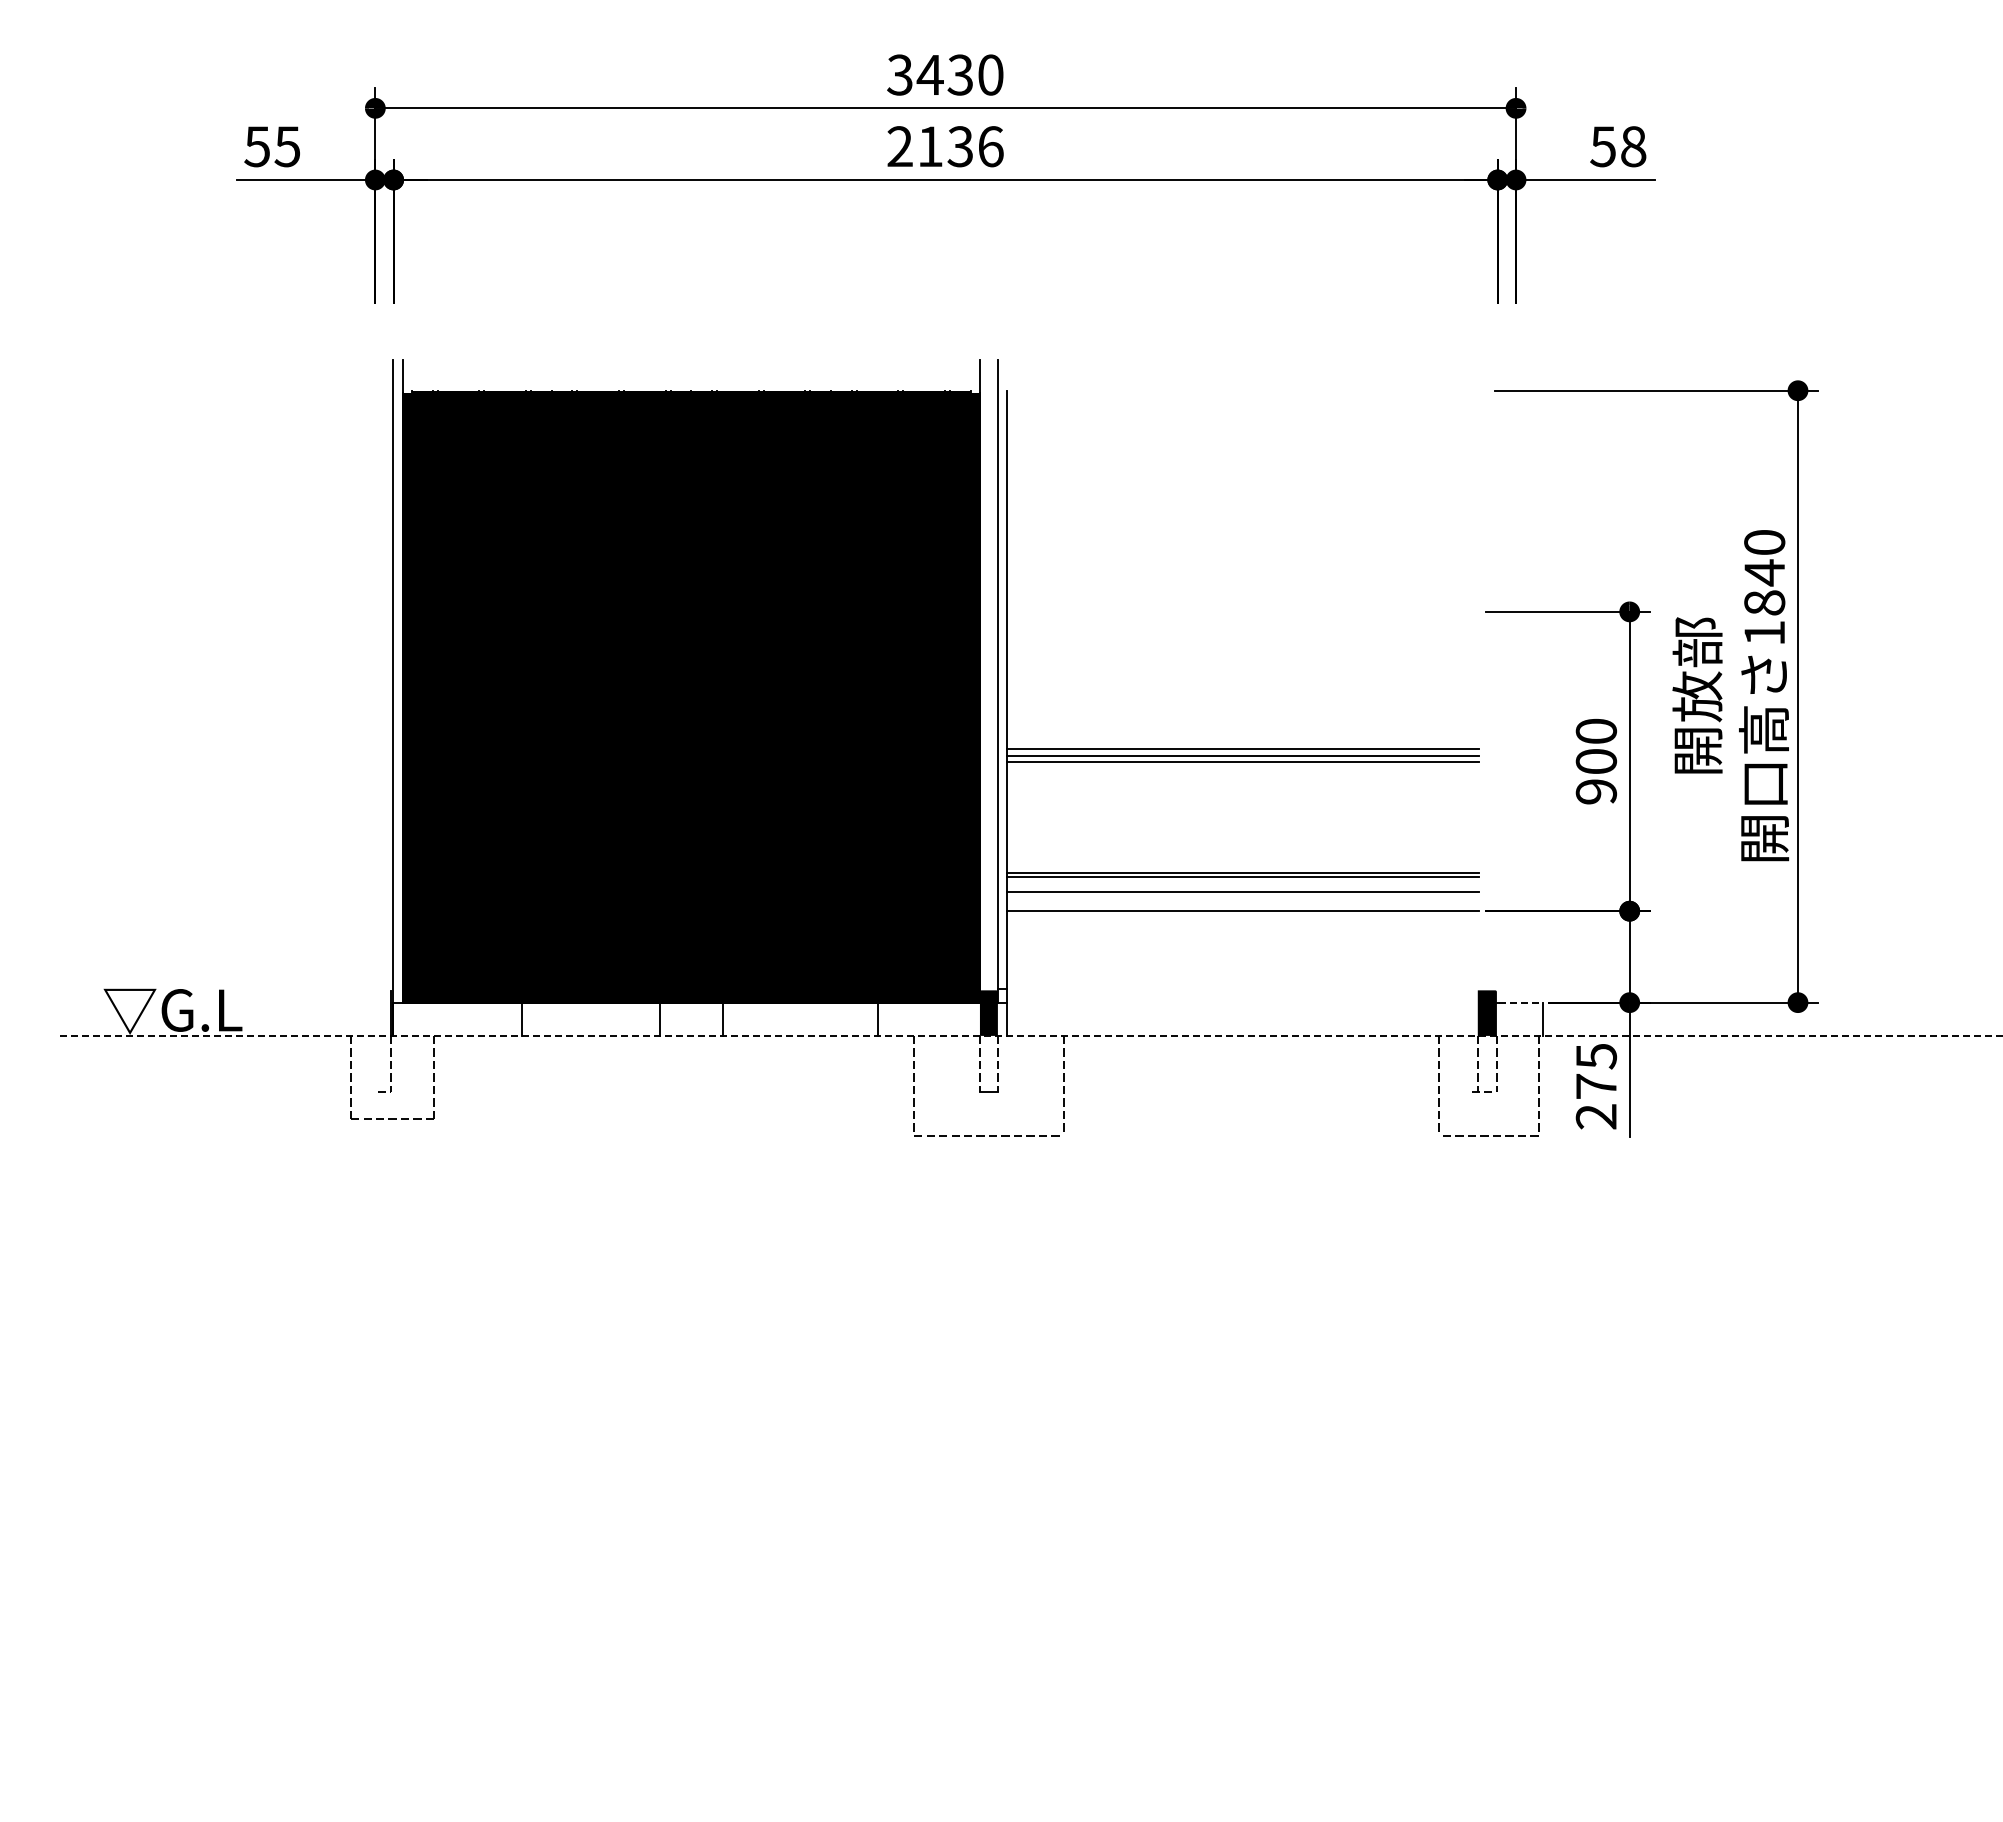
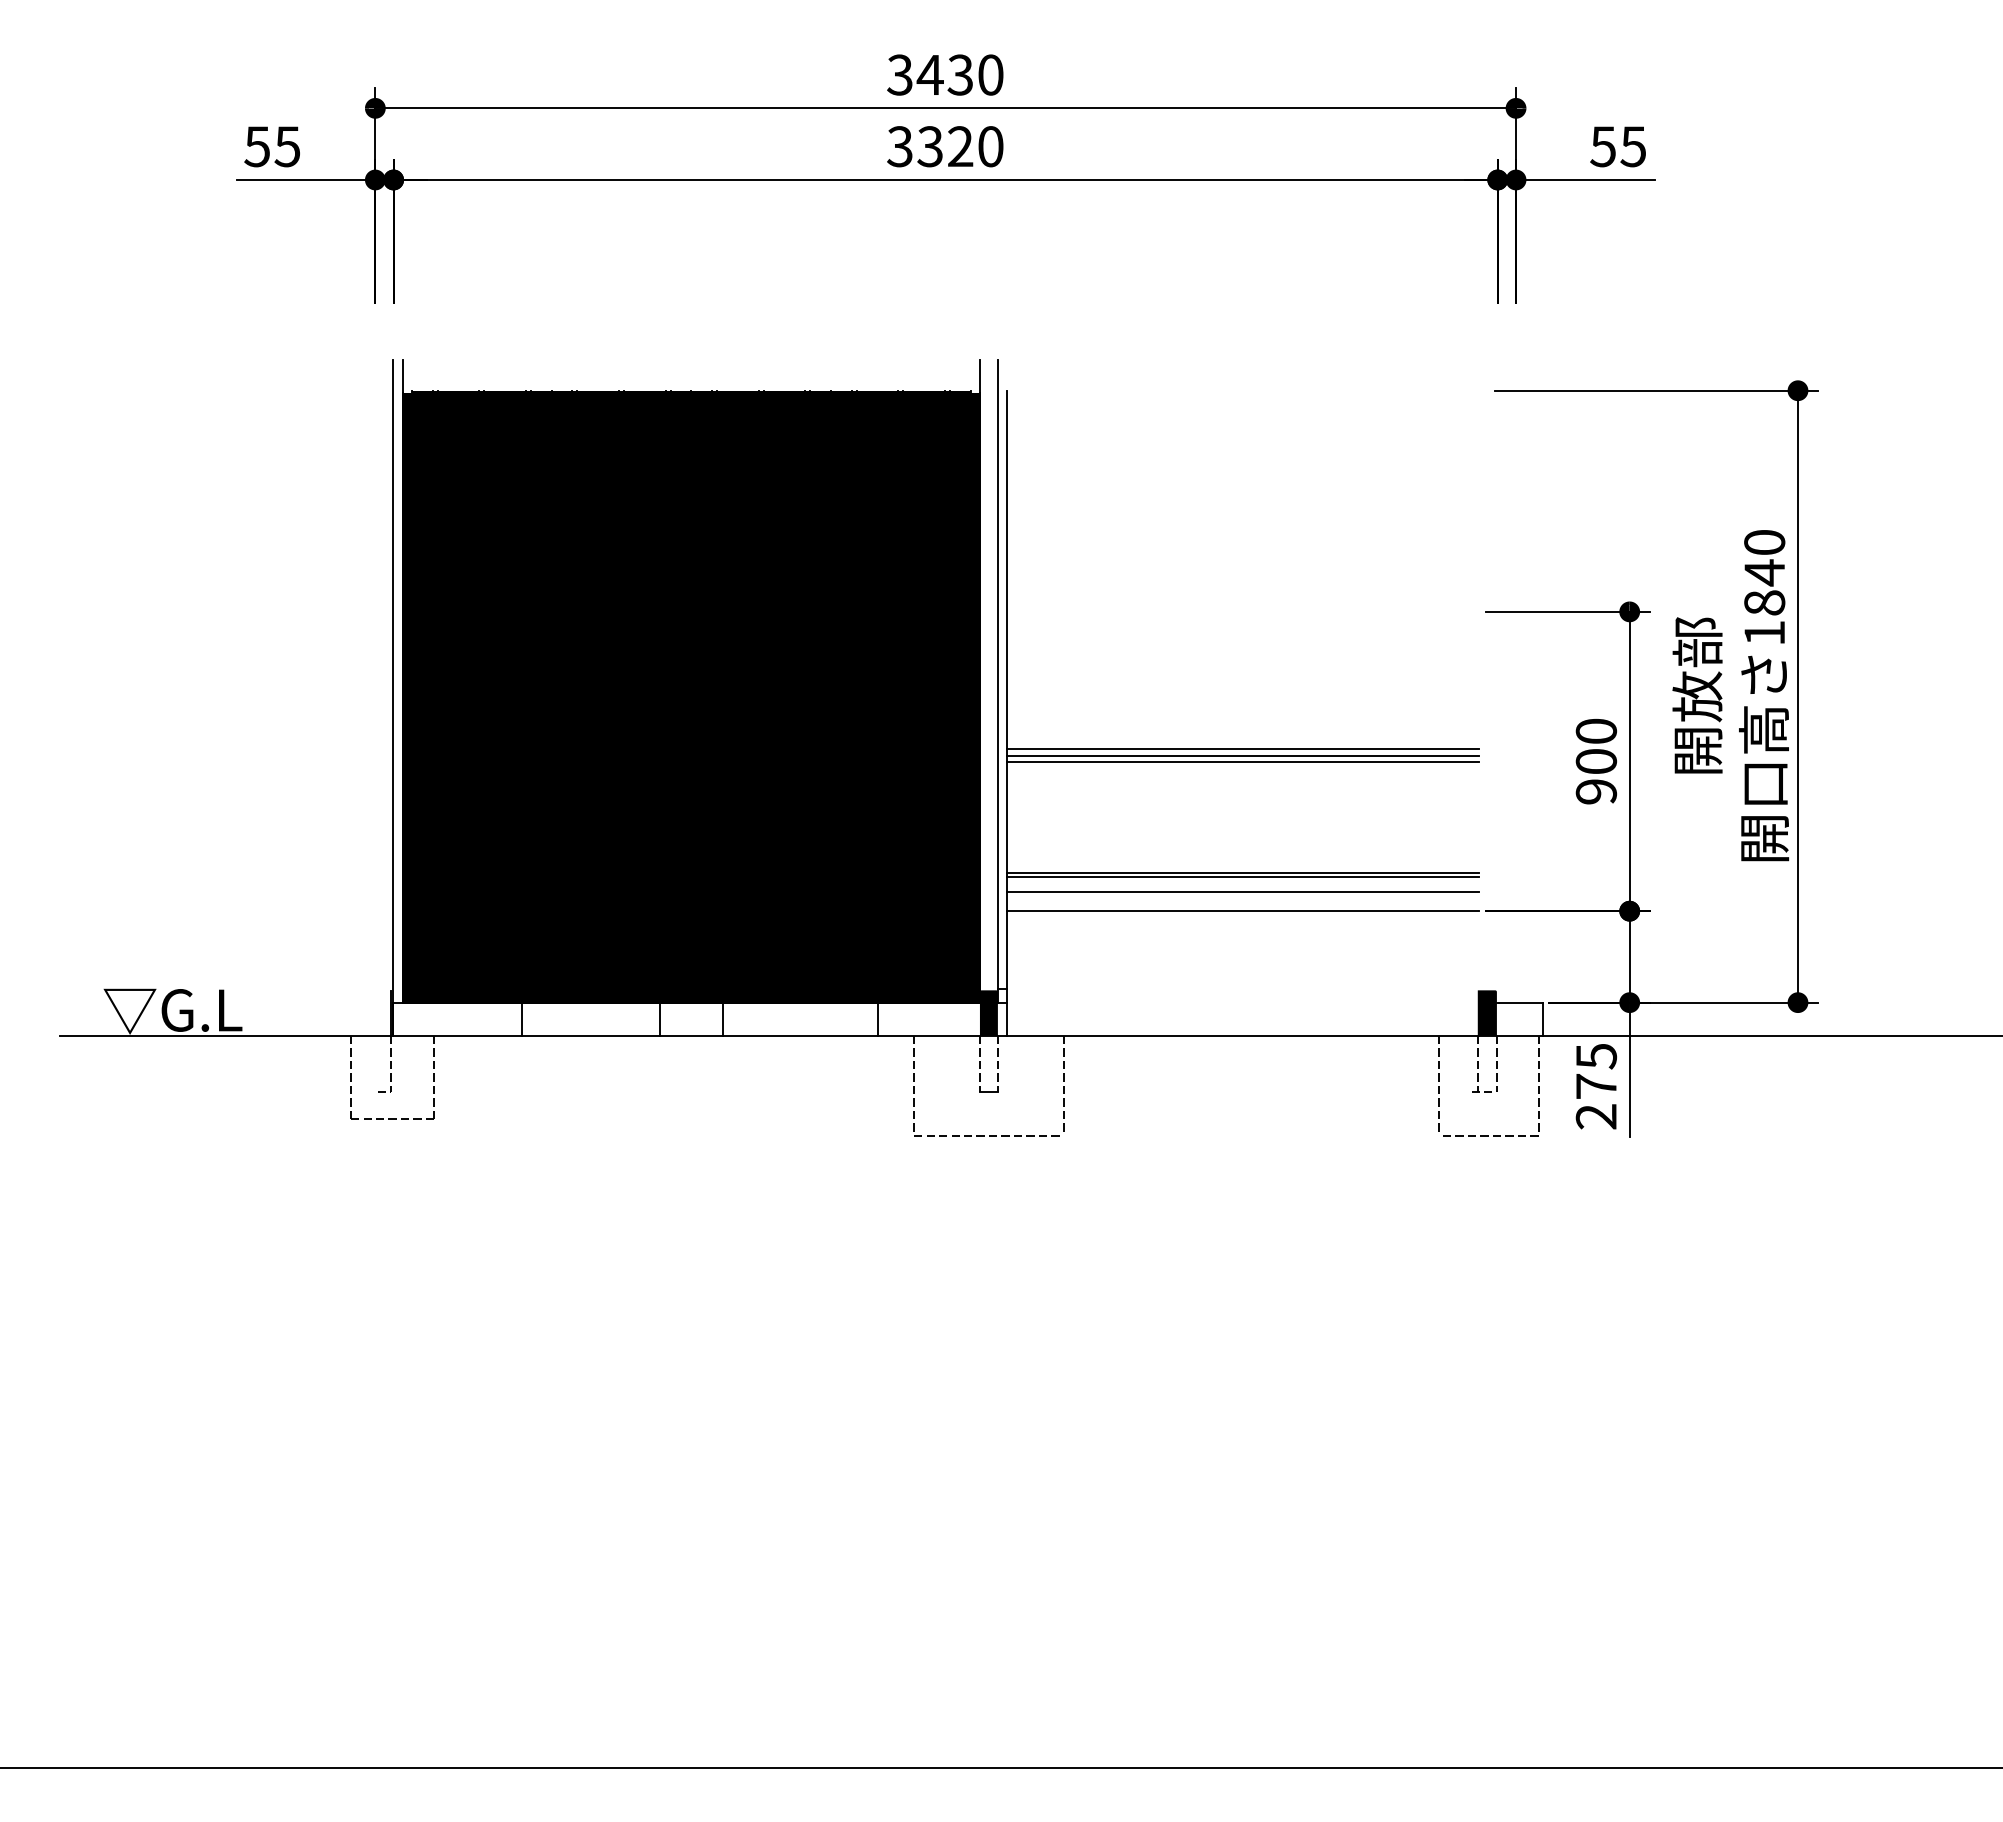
text: 2136 -> 3320 (945, 146)
text: 58 -> 55 (1633, 146)
line: dashed -> solid (1520, 1002)
line: dashed -> solid (1031, 1035)
line: none -> present (1000, 1767)
